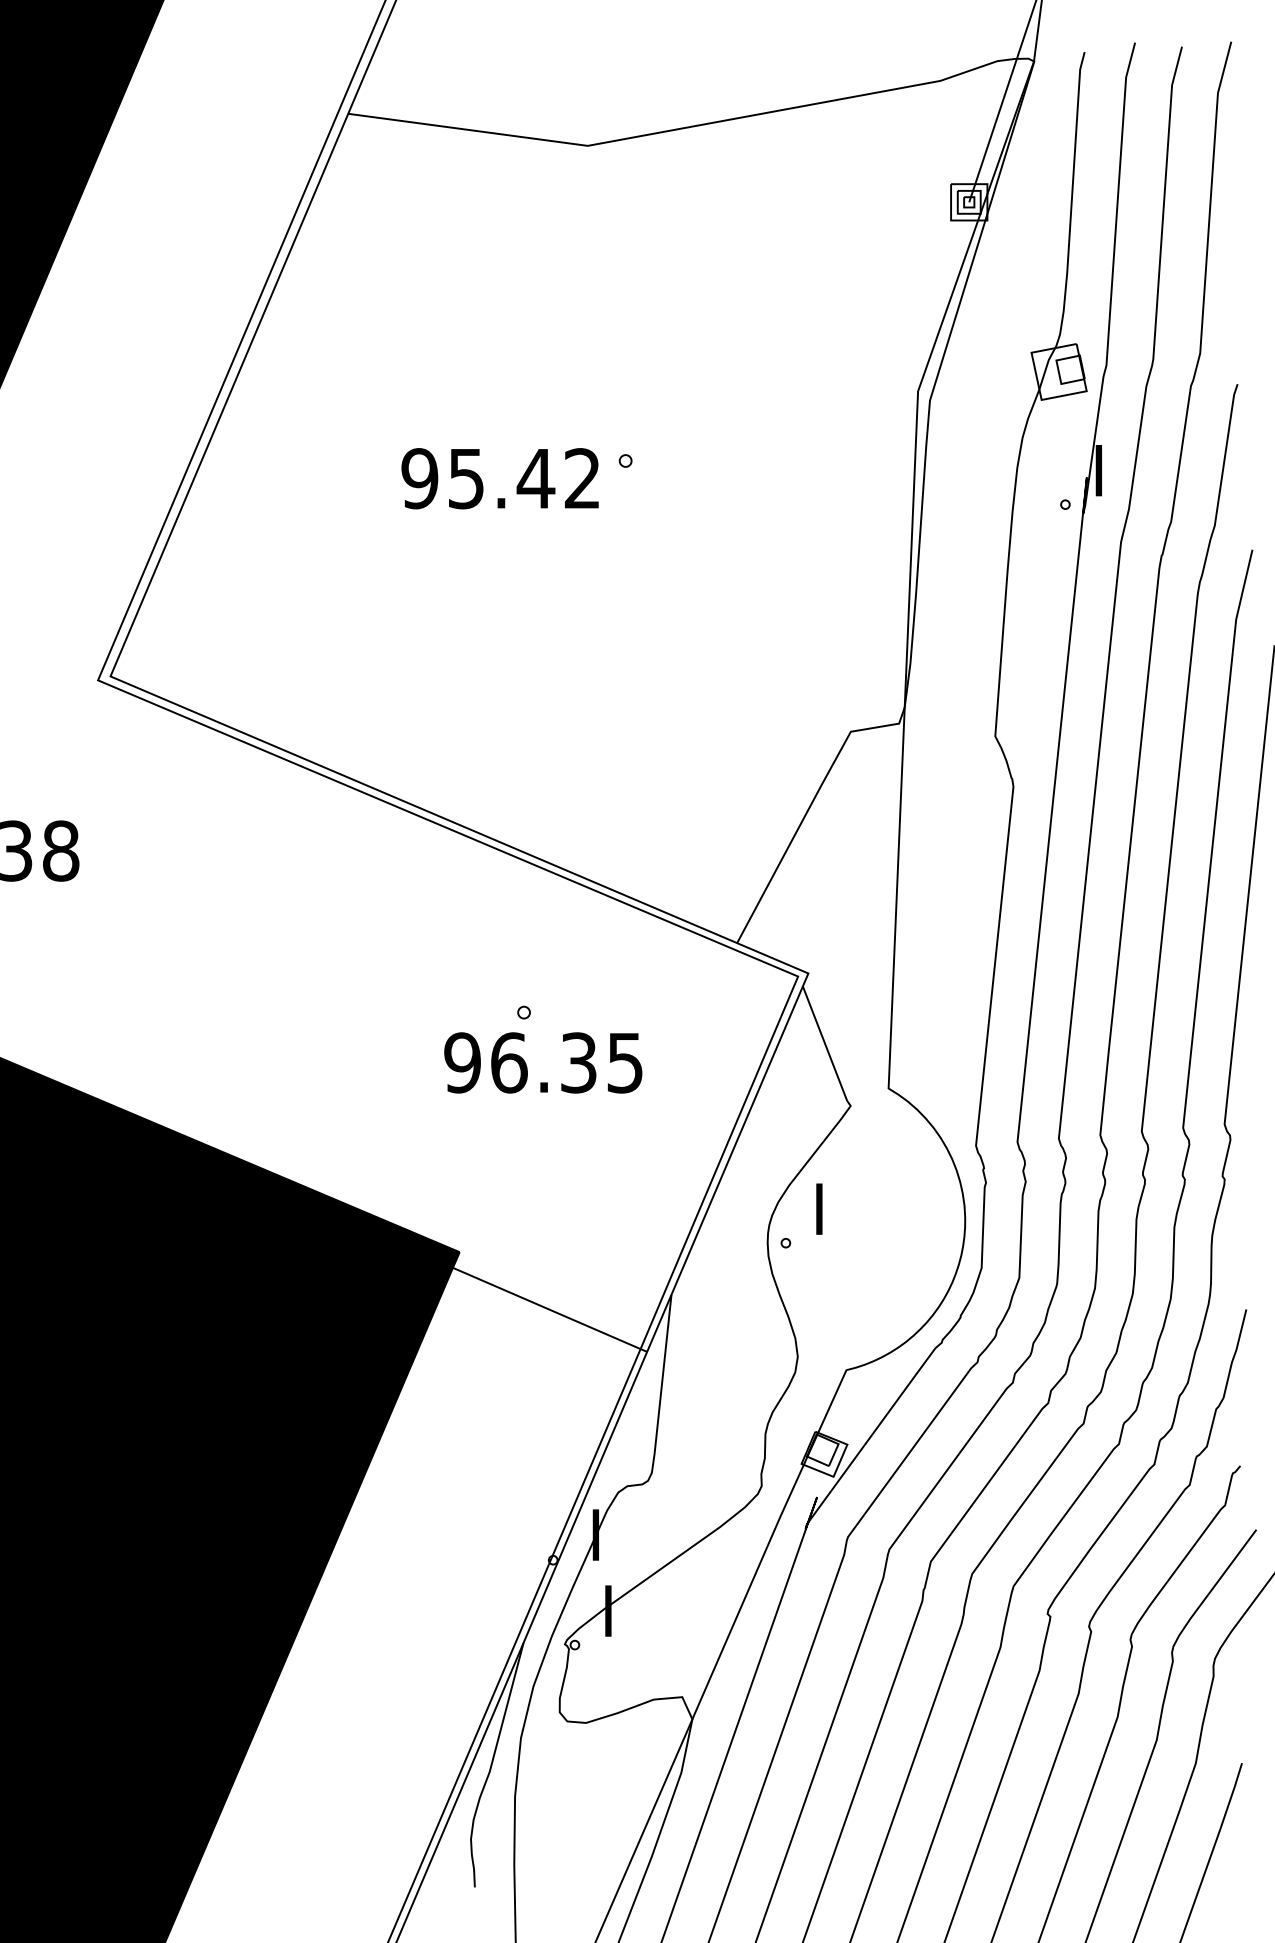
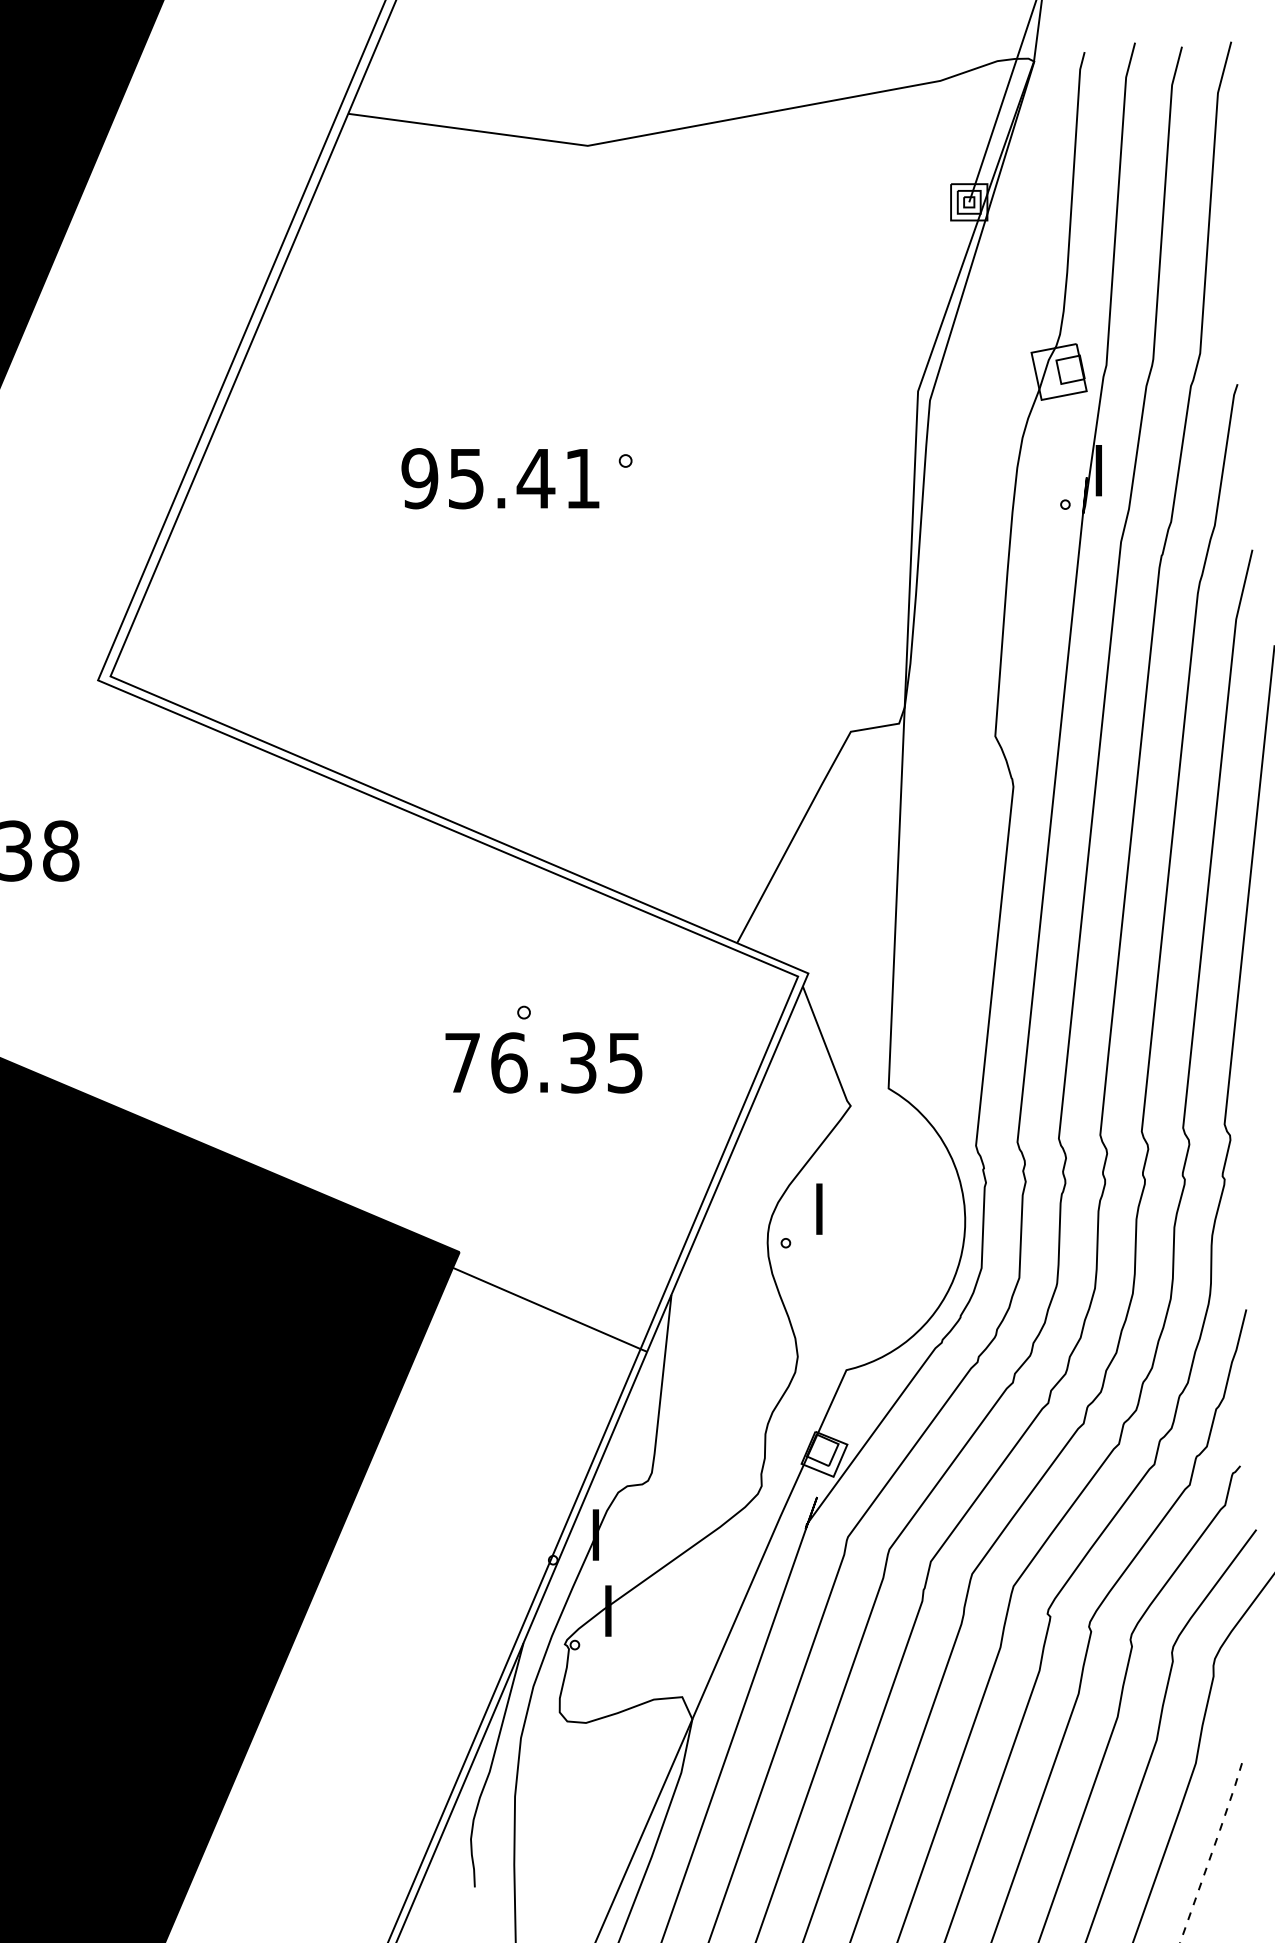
text: 95.42 -> 95.41 (581, 478)
text: 96.35 -> 76.35 (462, 1062)
line: solid -> dashed (1212, 1851)
